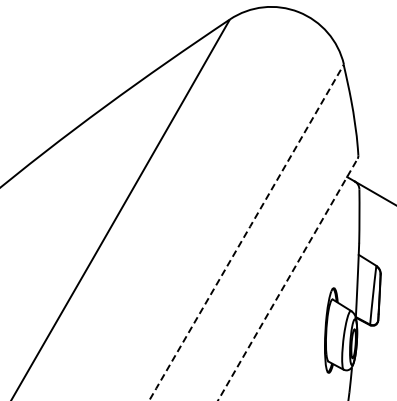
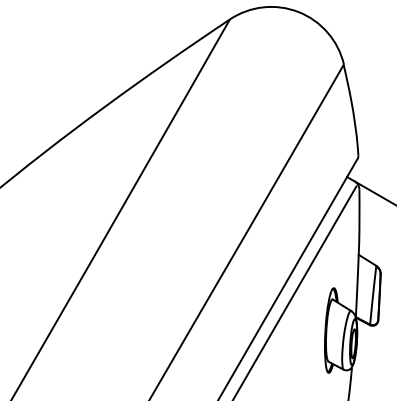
arc: dashed -> solid (246, 232)
line: dashed -> solid (288, 279)
line: none -> present (295, 291)
